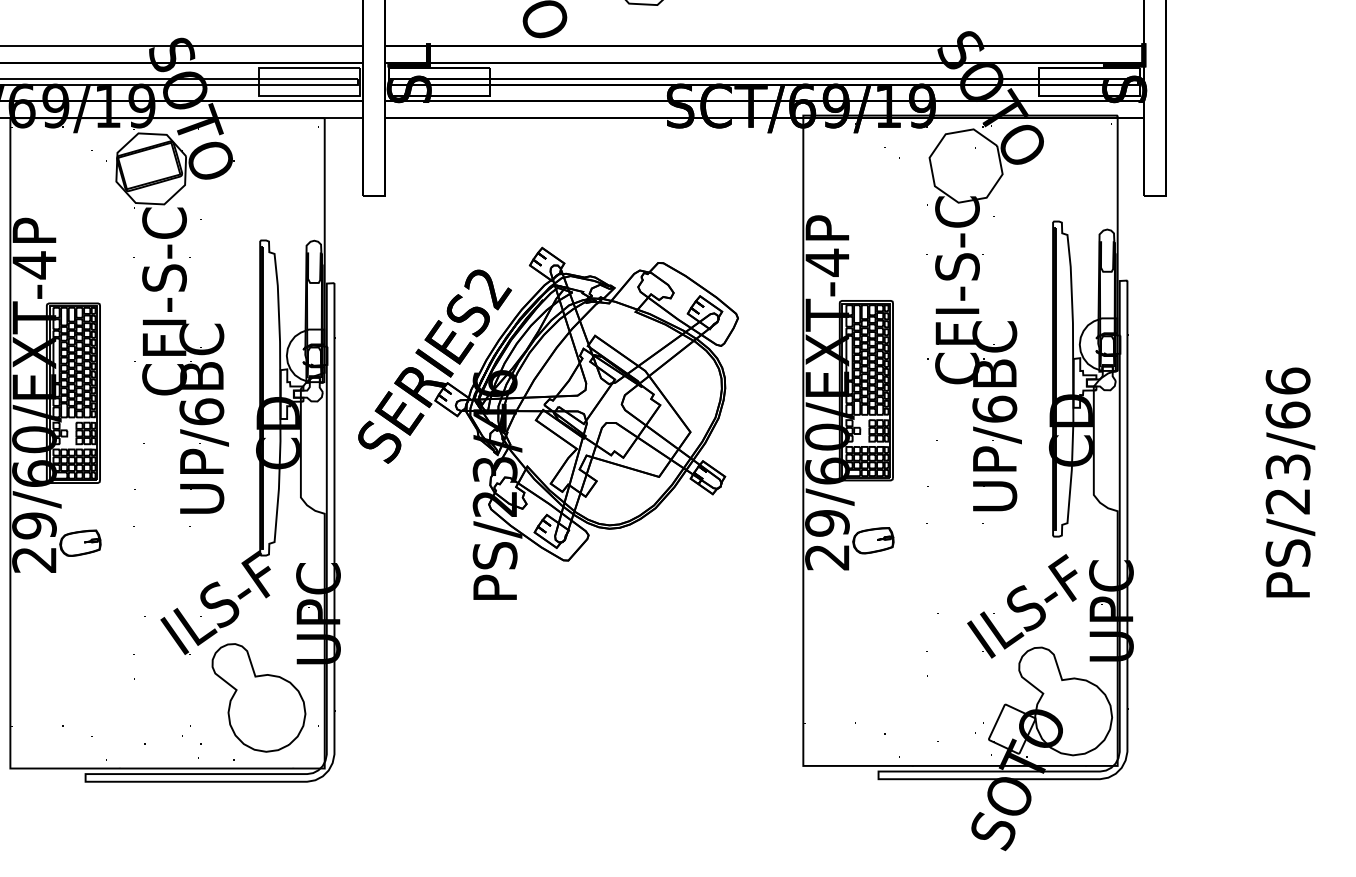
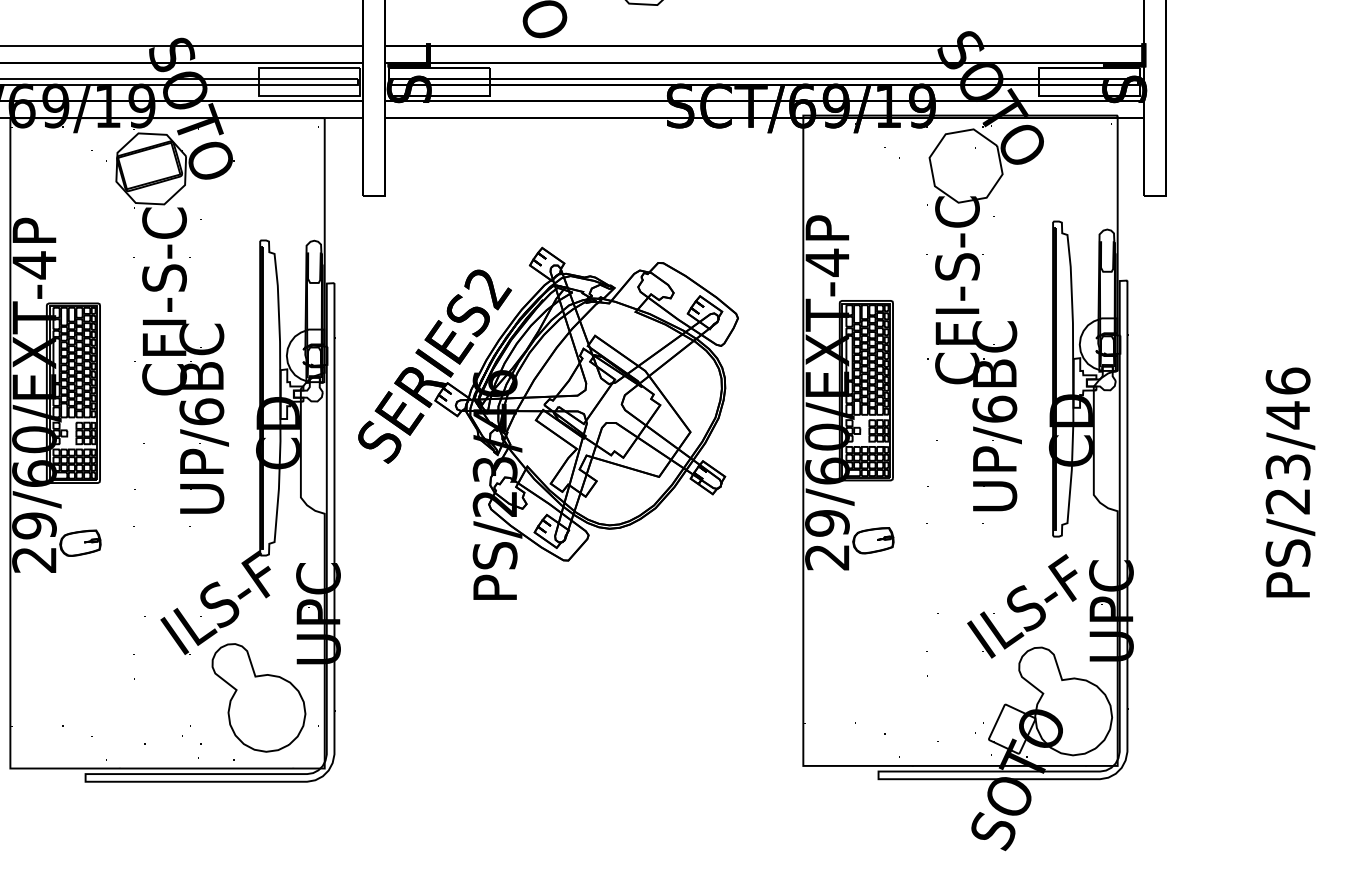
text: PS/23/66 -> PS/23/46 (1287, 415)
